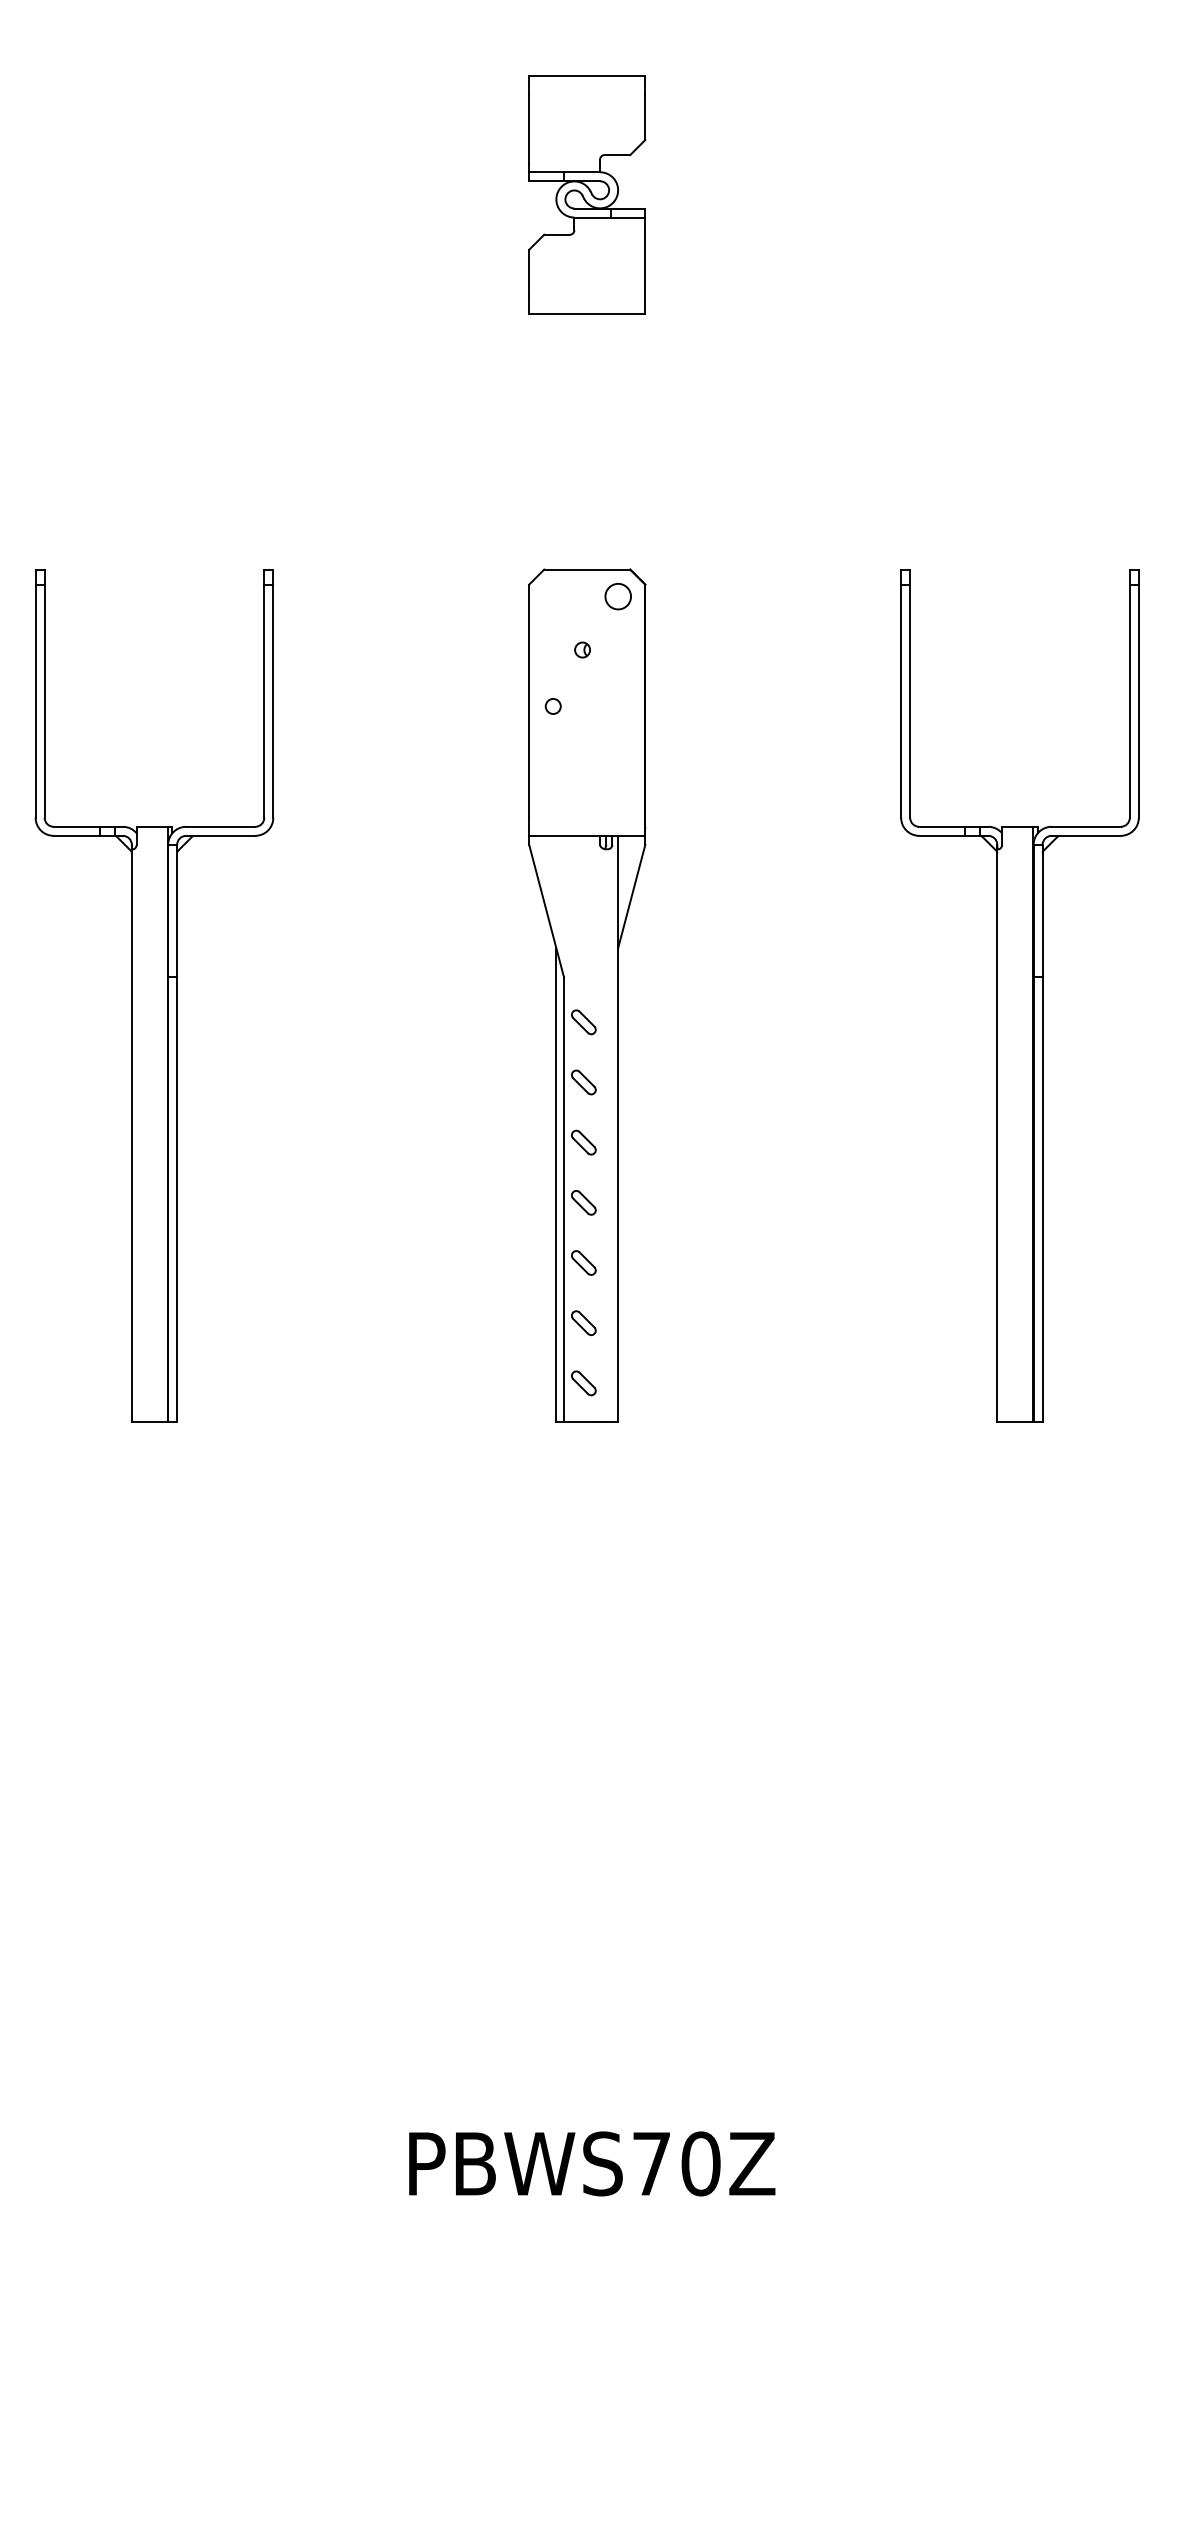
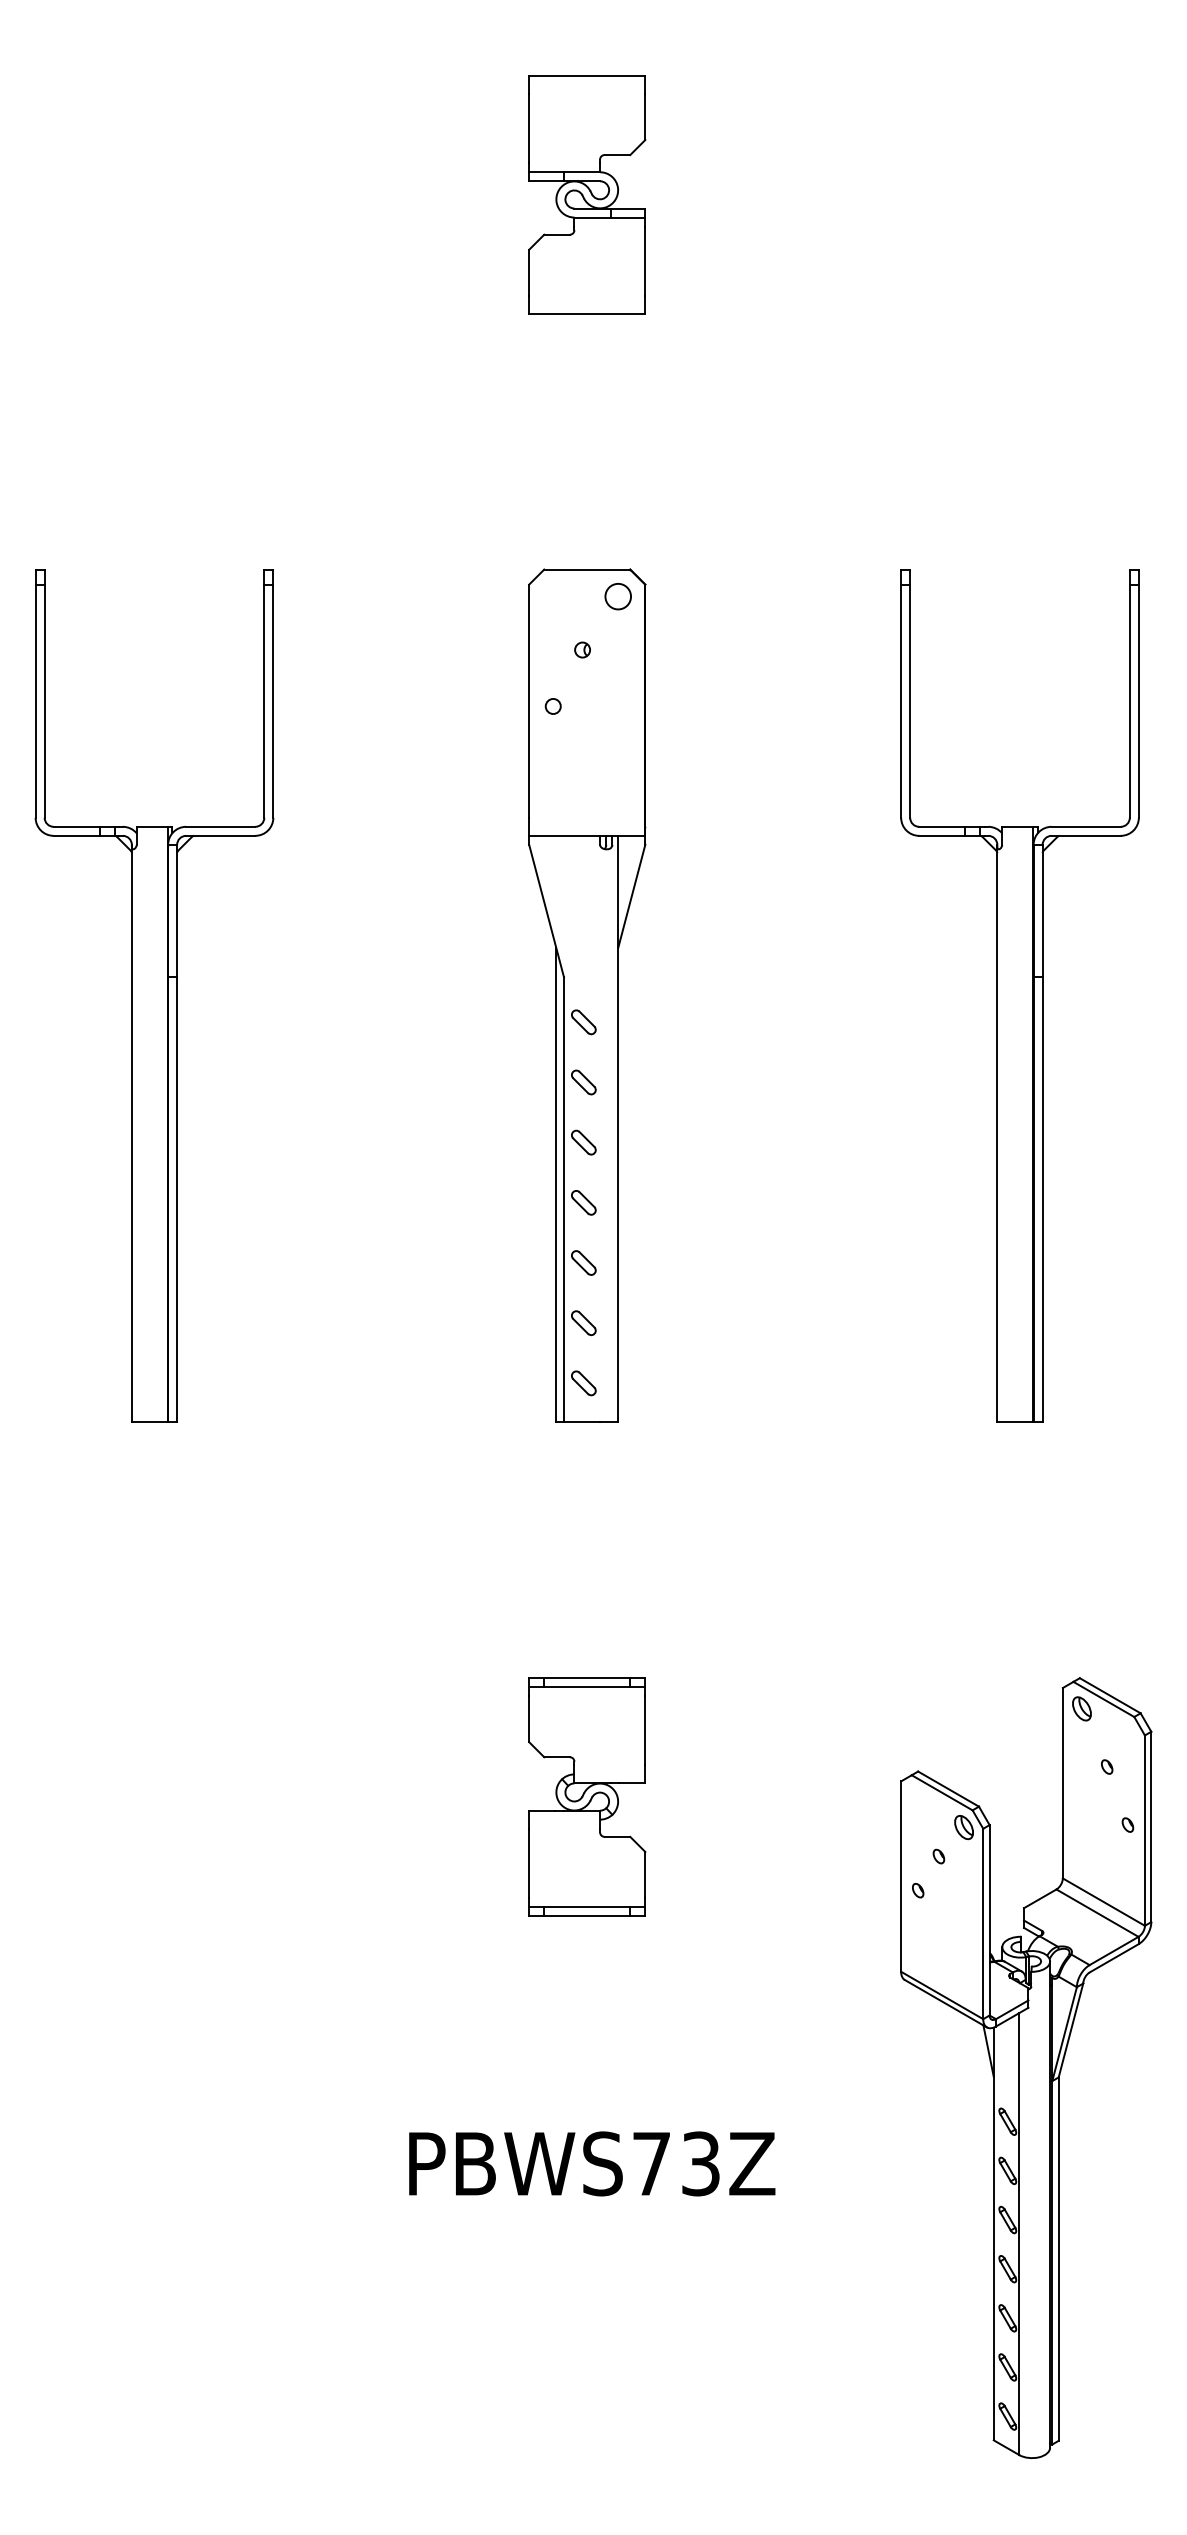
part: none -> present (587, 1796)
part: none -> present (1026, 2067)
text: PBWS70Z -> PBWS73Z (700, 2163)
